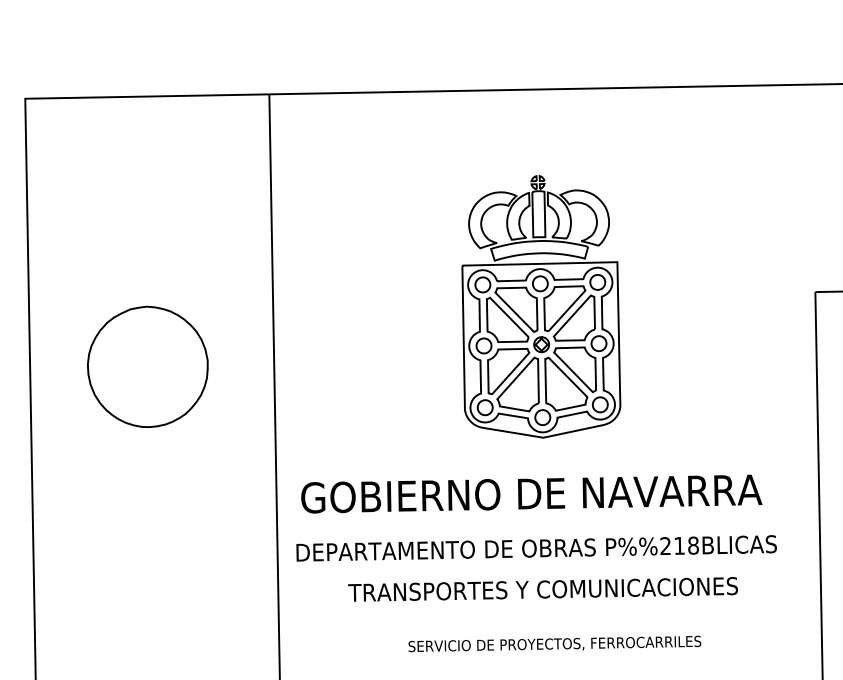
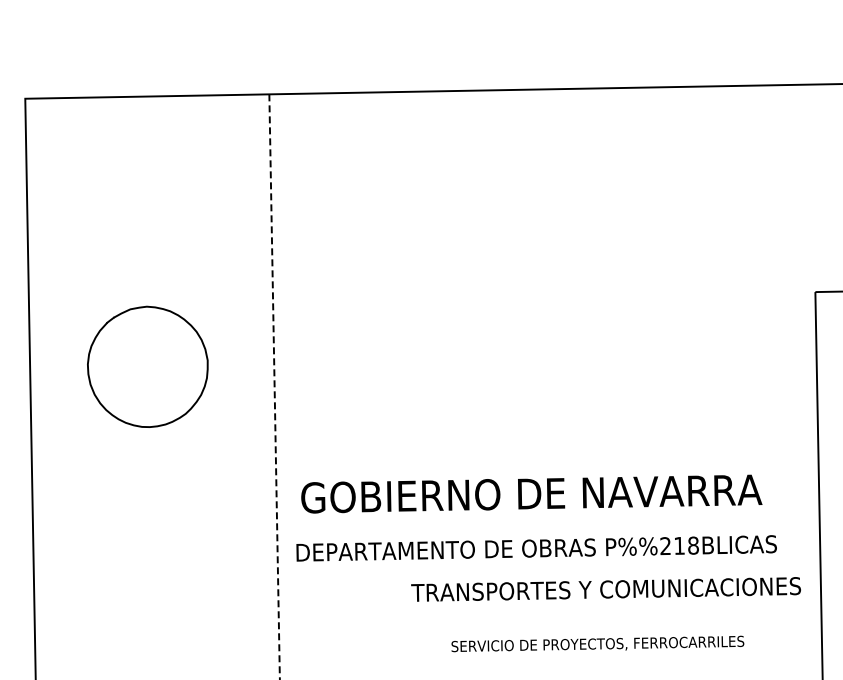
part: present -> none (541, 306)
line: solid -> dashed (274, 387)
text position: (542, 589) -> (605, 589) (605, 589)
text position: (554, 643) -> (597, 643) (597, 643)
